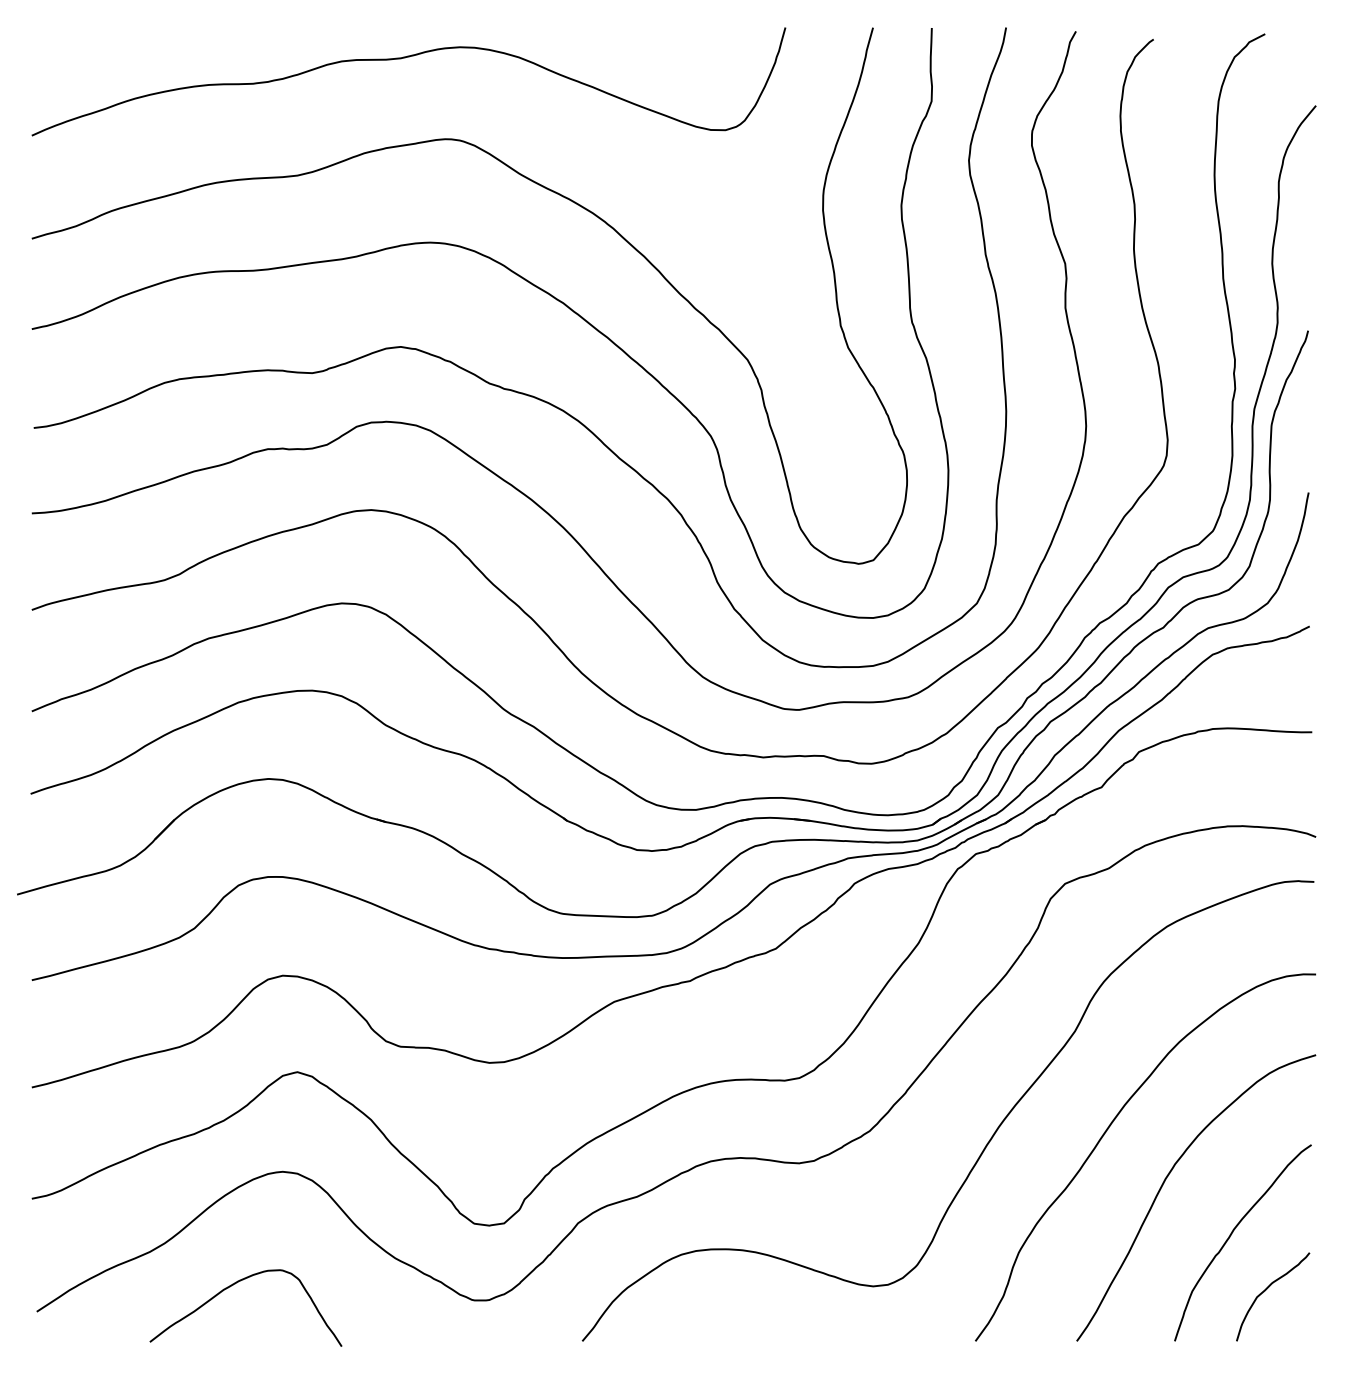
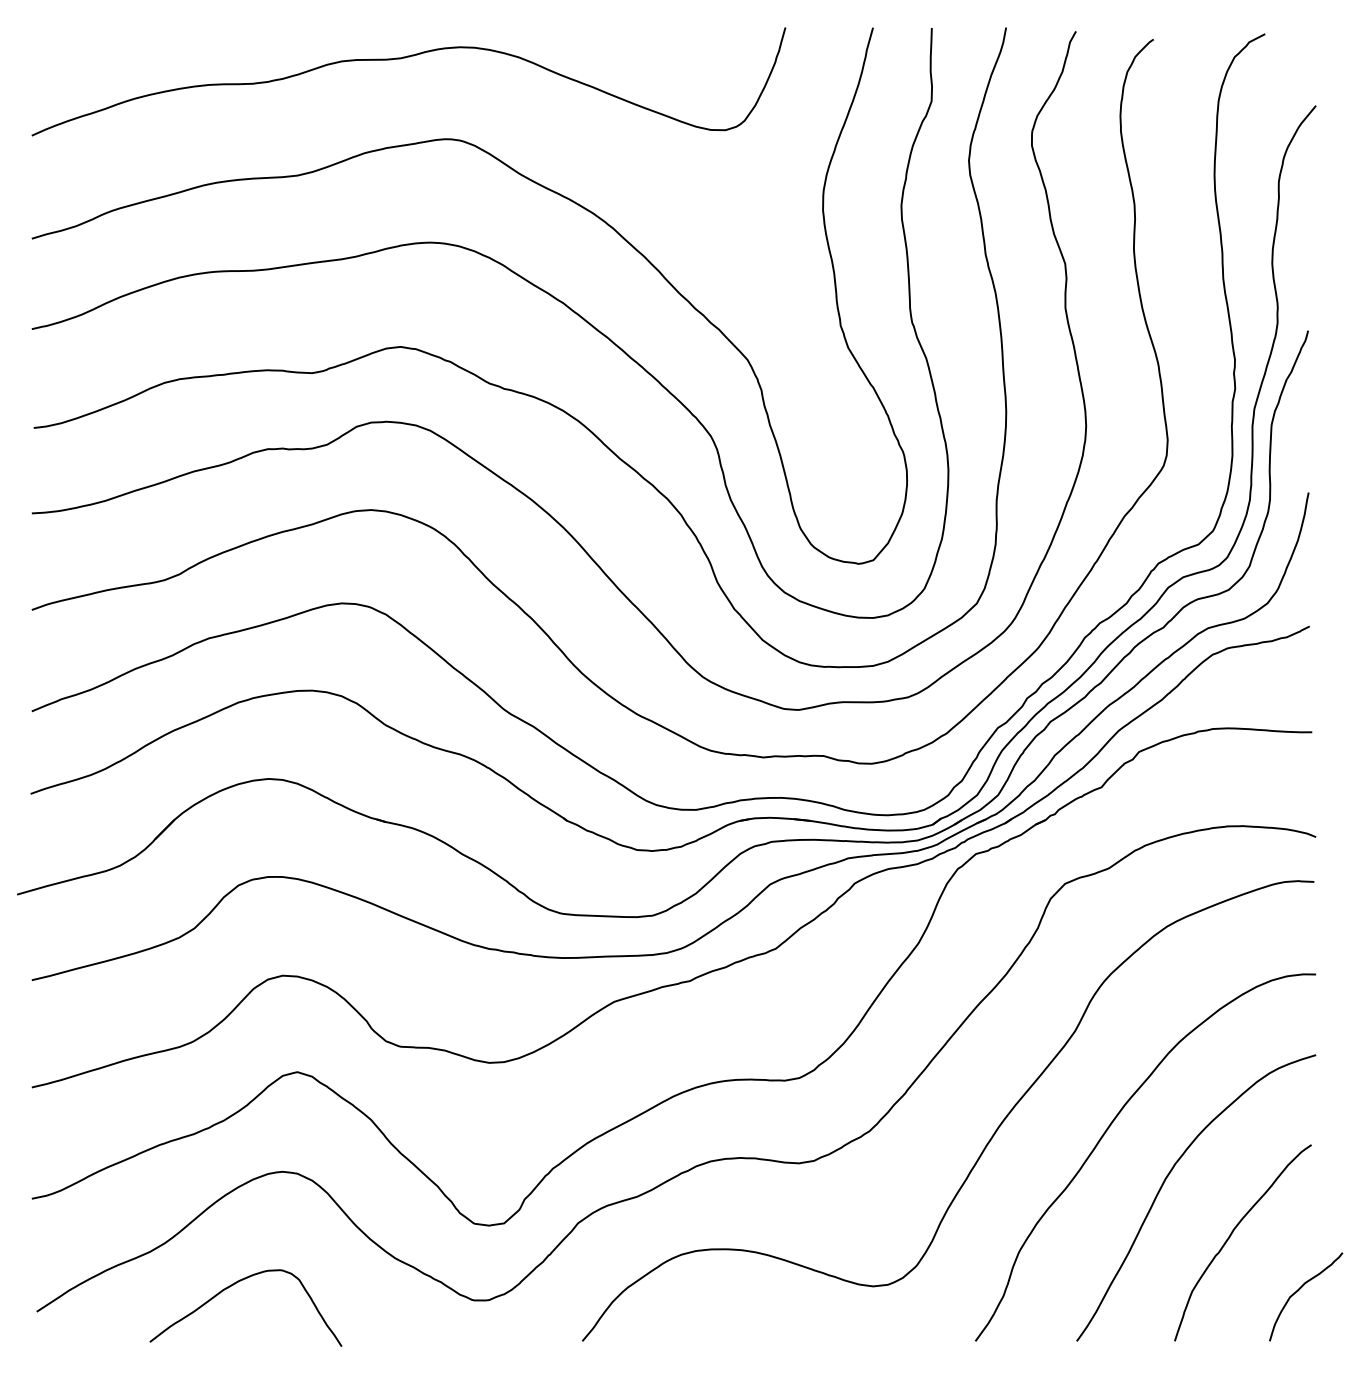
curve position: (1267, 1289) -> (1300, 1289) (1300, 1289)
